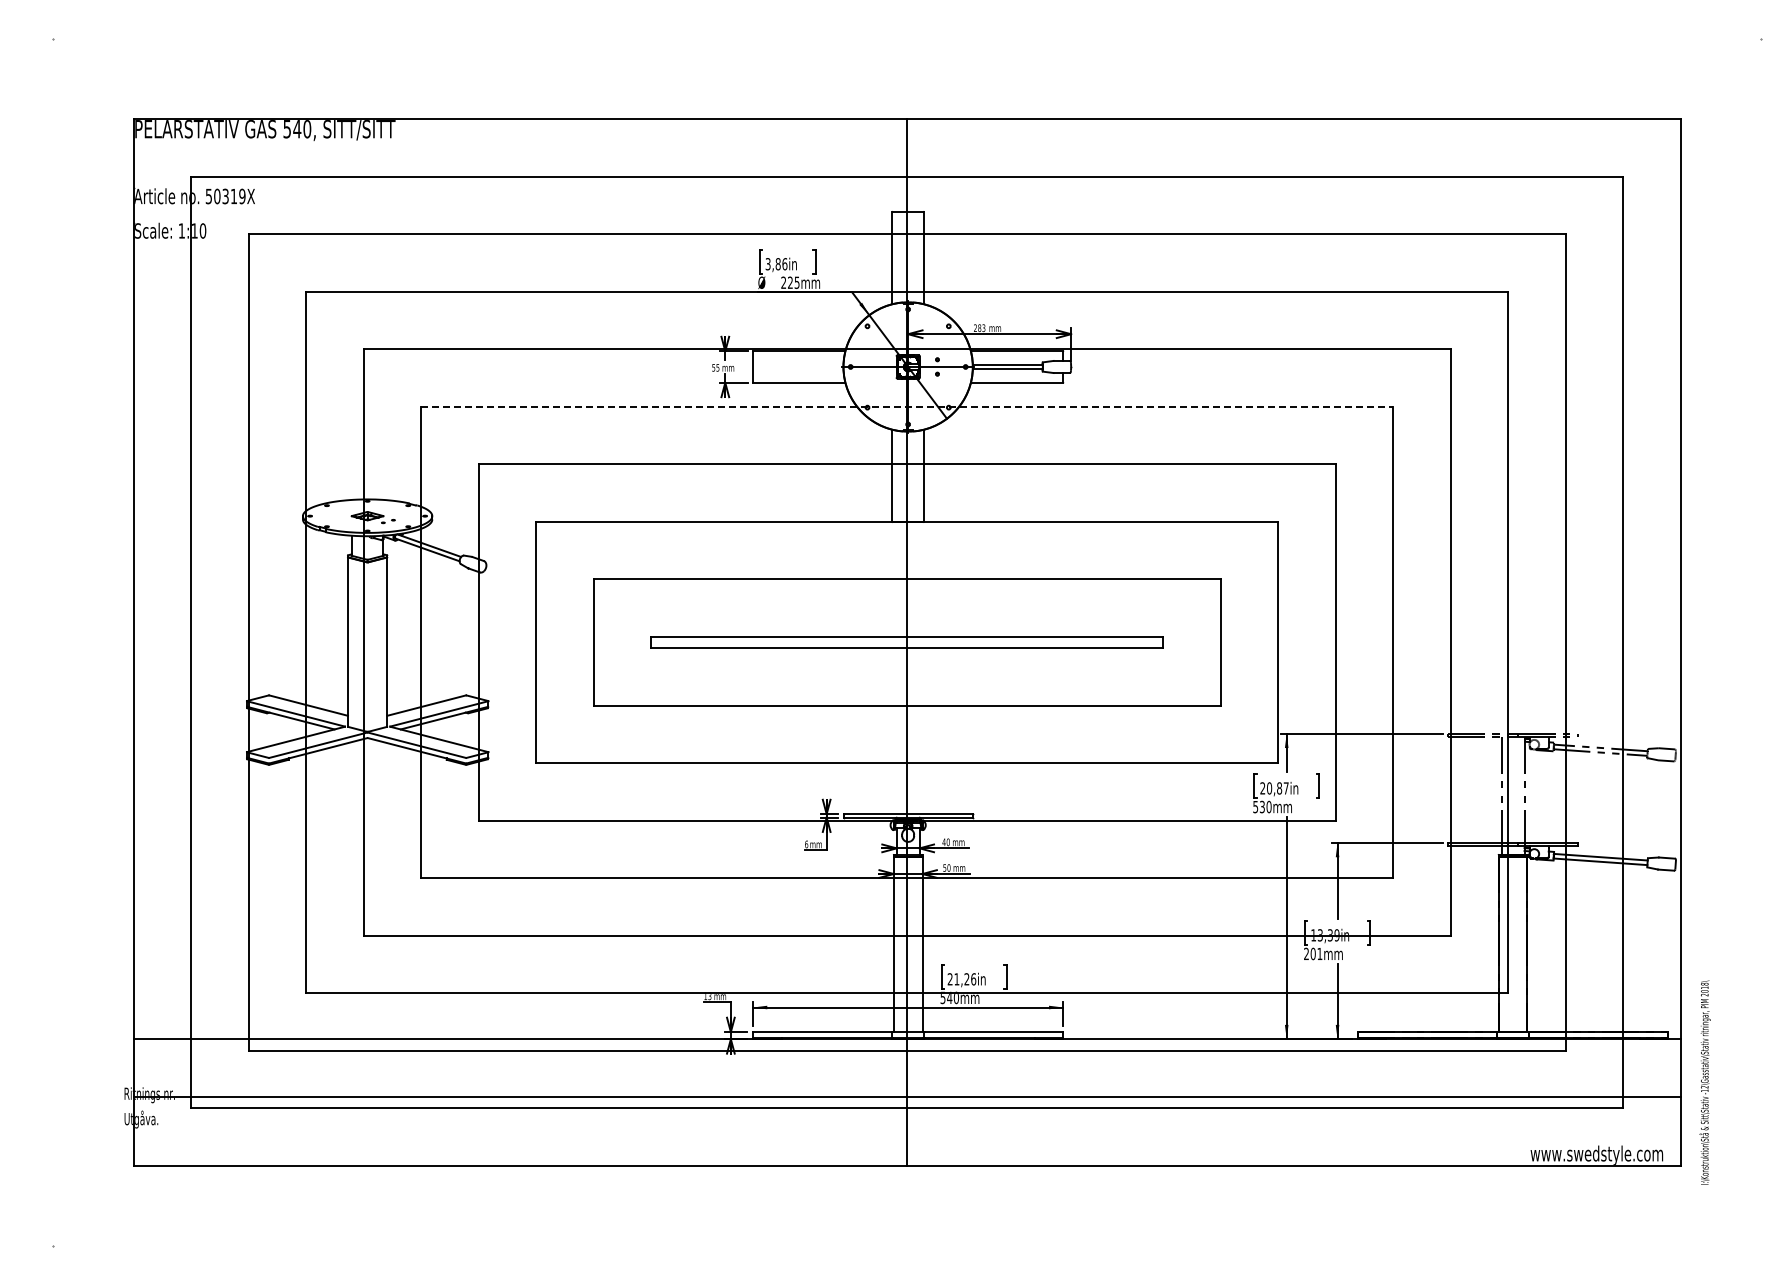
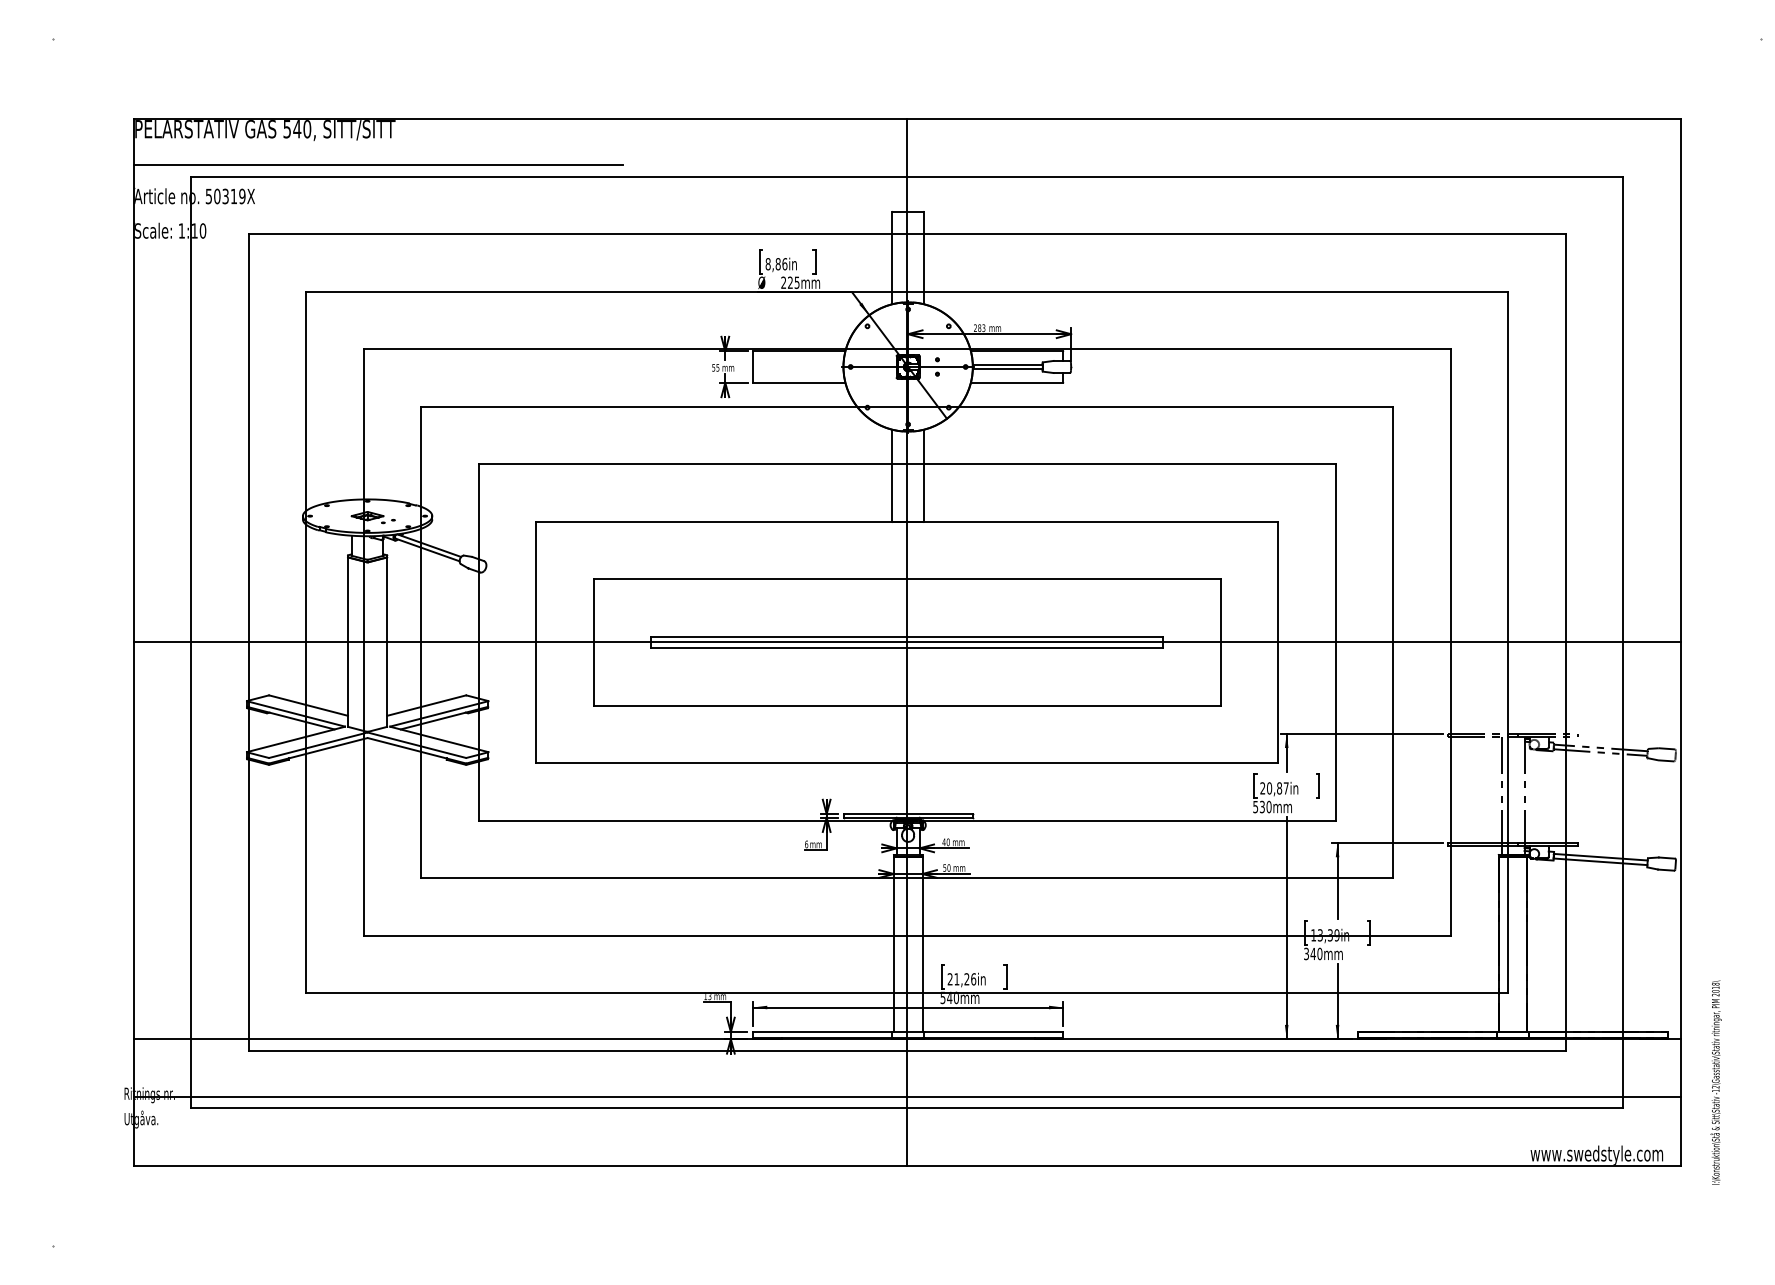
line: none -> present (377, 165)
text: 3,86in -> 8,86in (767, 264)
line: dashed -> solid (907, 406)
line: none -> present (906, 642)
text: 201mm -> 340mm (1313, 953)
text position: (1704, 1082) -> (1715, 1082) (1715, 1082)
